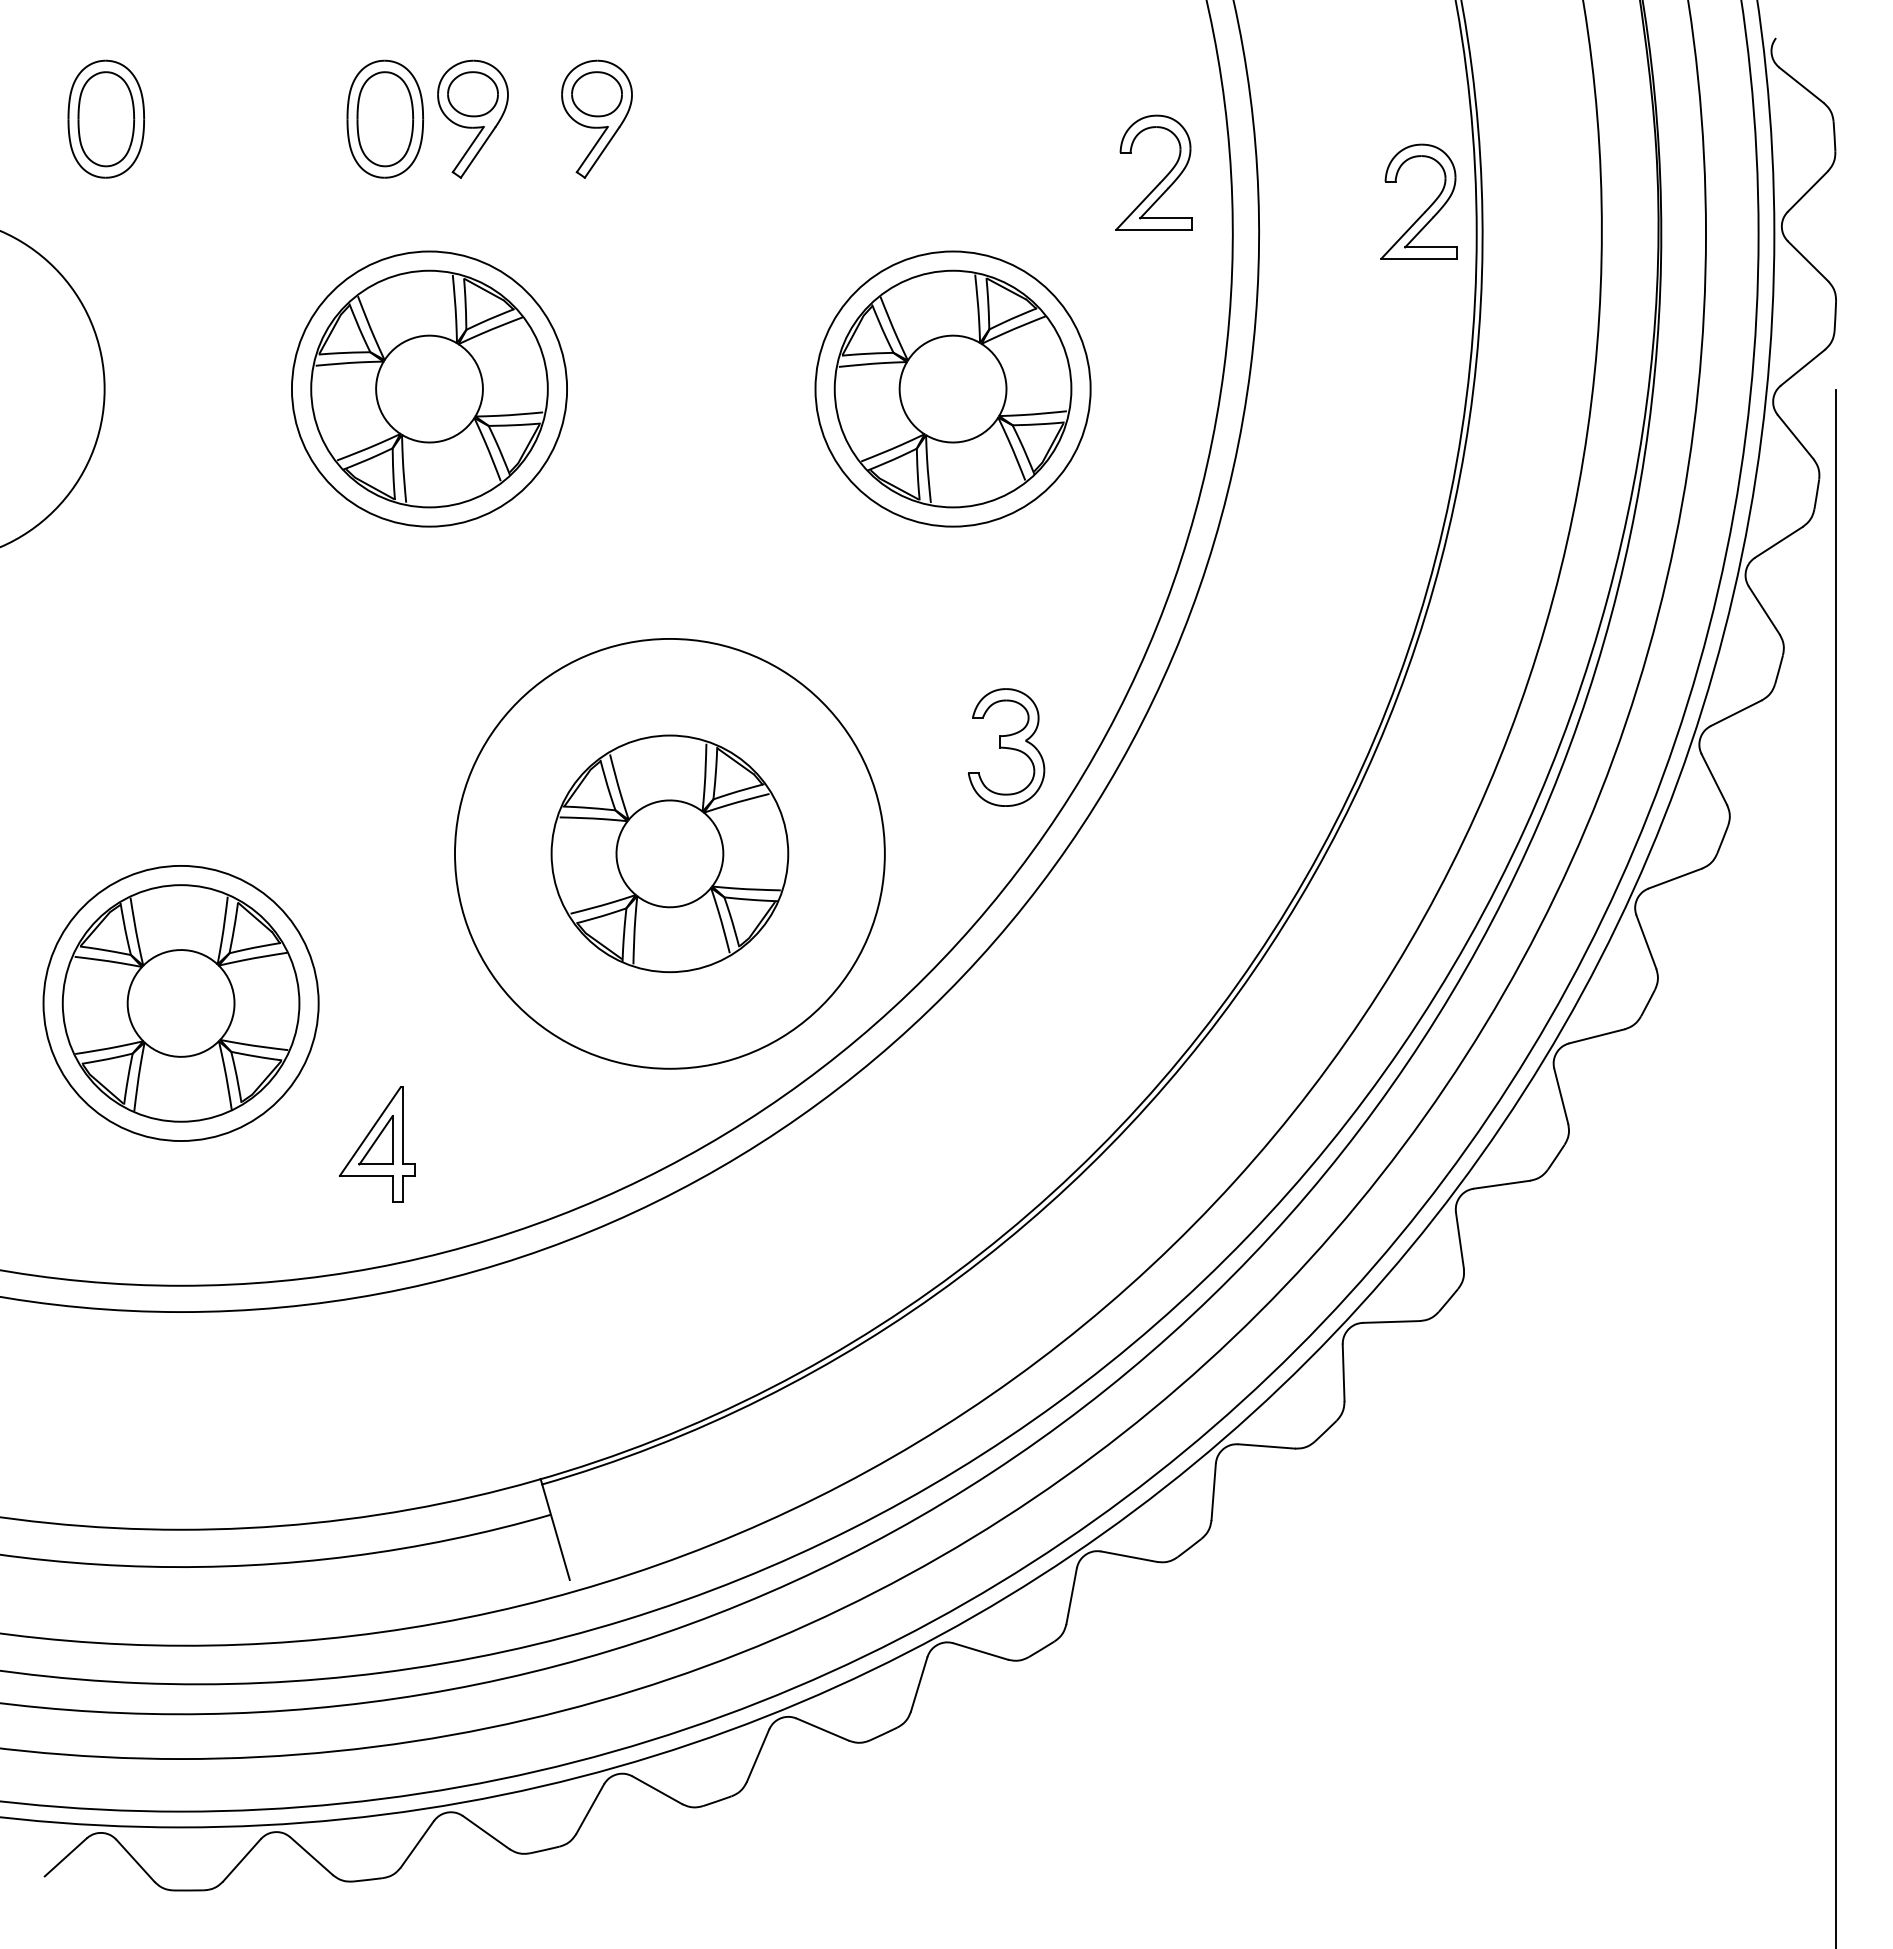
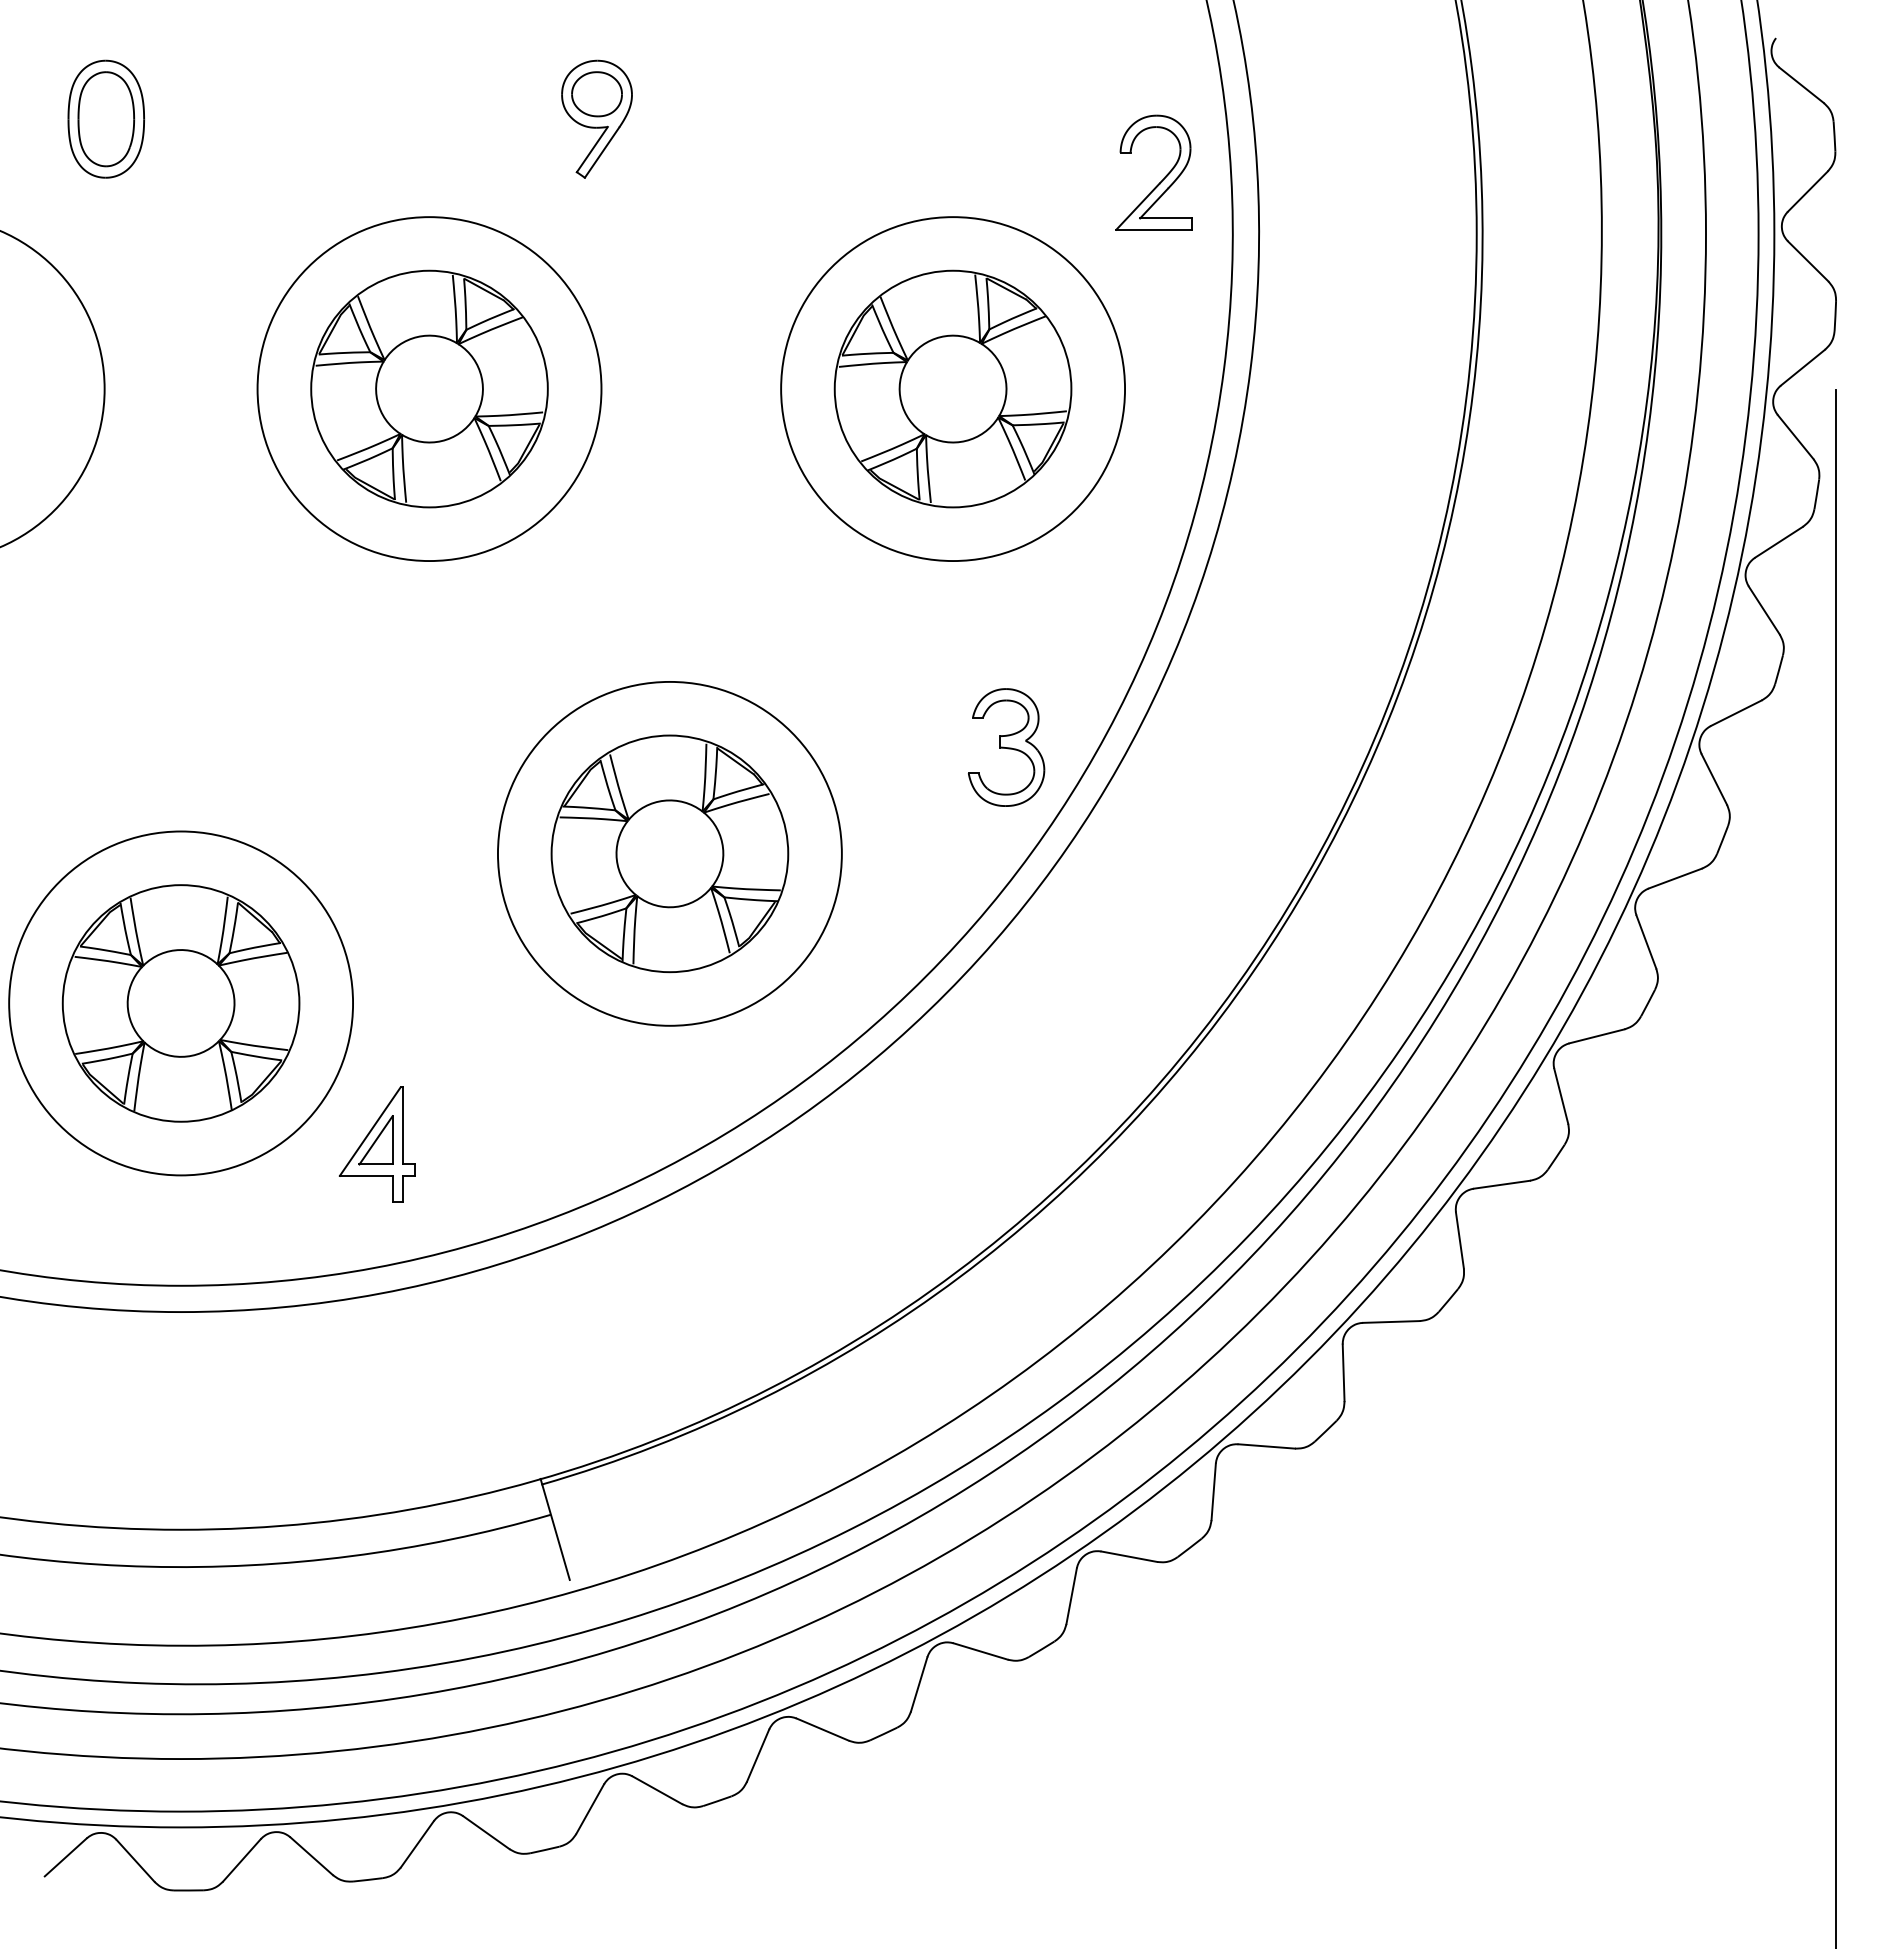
part: present -> none (384, 118)
part: present -> none (472, 118)
part: present -> none (1426, 209)
circle diameter: 275 px -> 344 px (429, 389)
circle diameter: 275 px -> 344 px (953, 389)
circle diameter: 430 px -> 344 px (669, 853)
circle diameter: 275 px -> 344 px (181, 1003)
